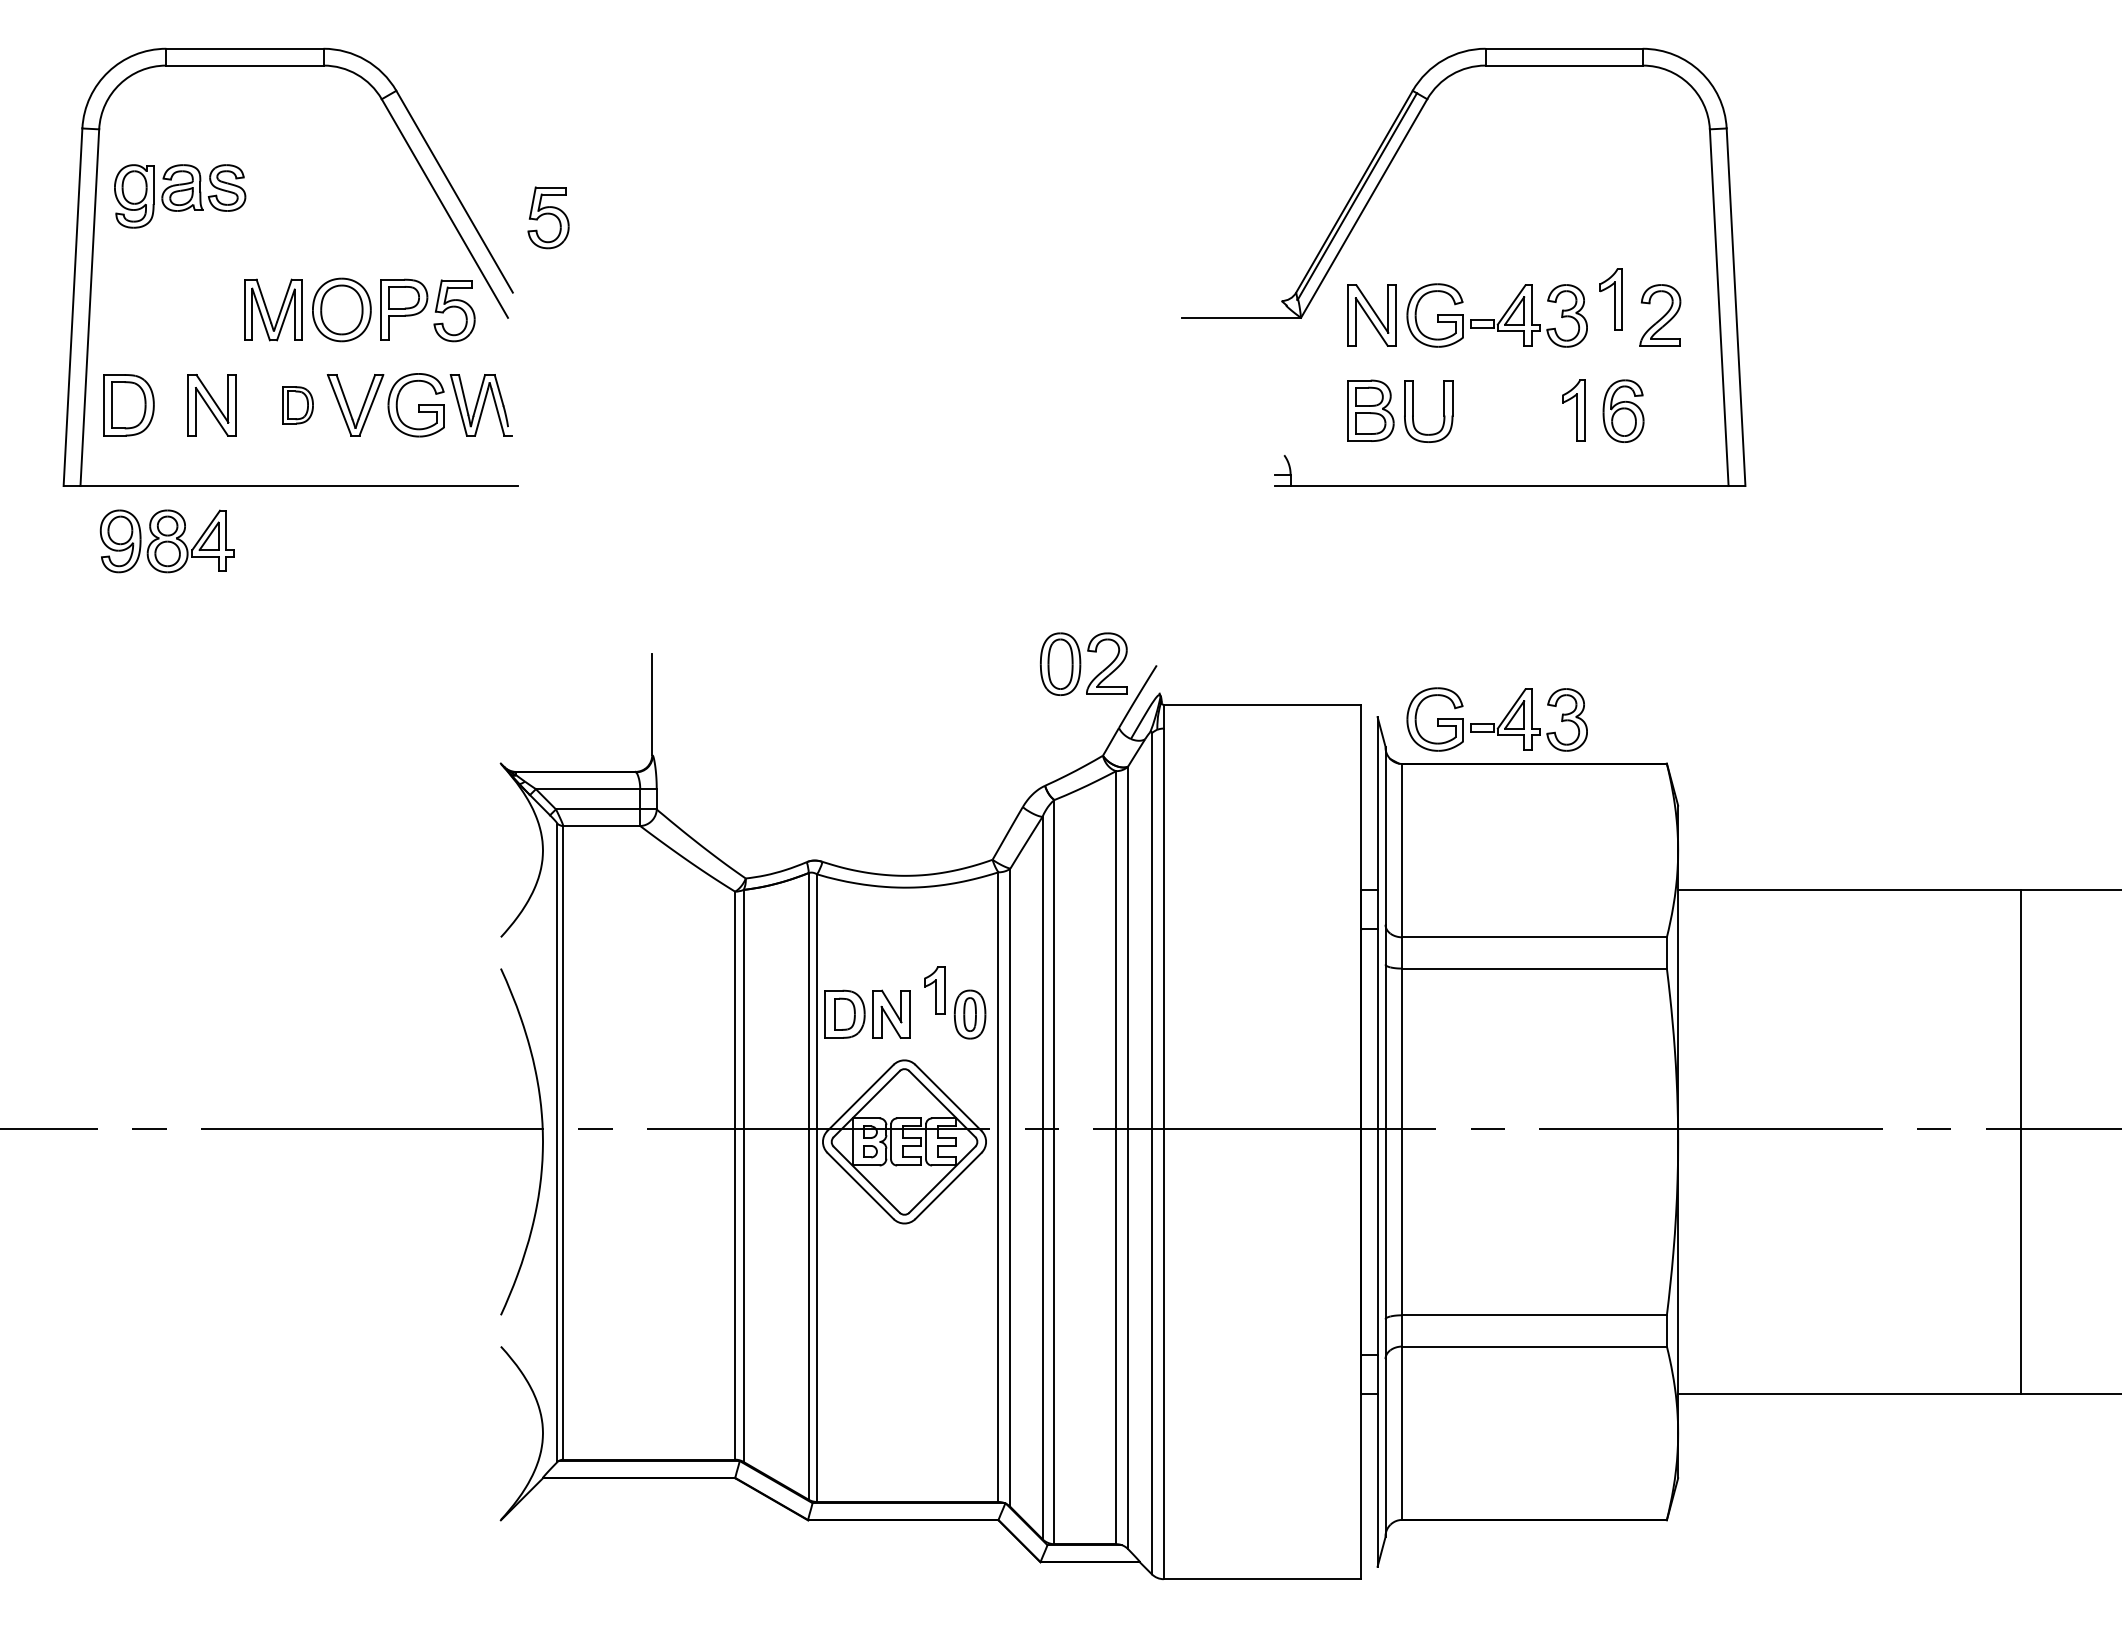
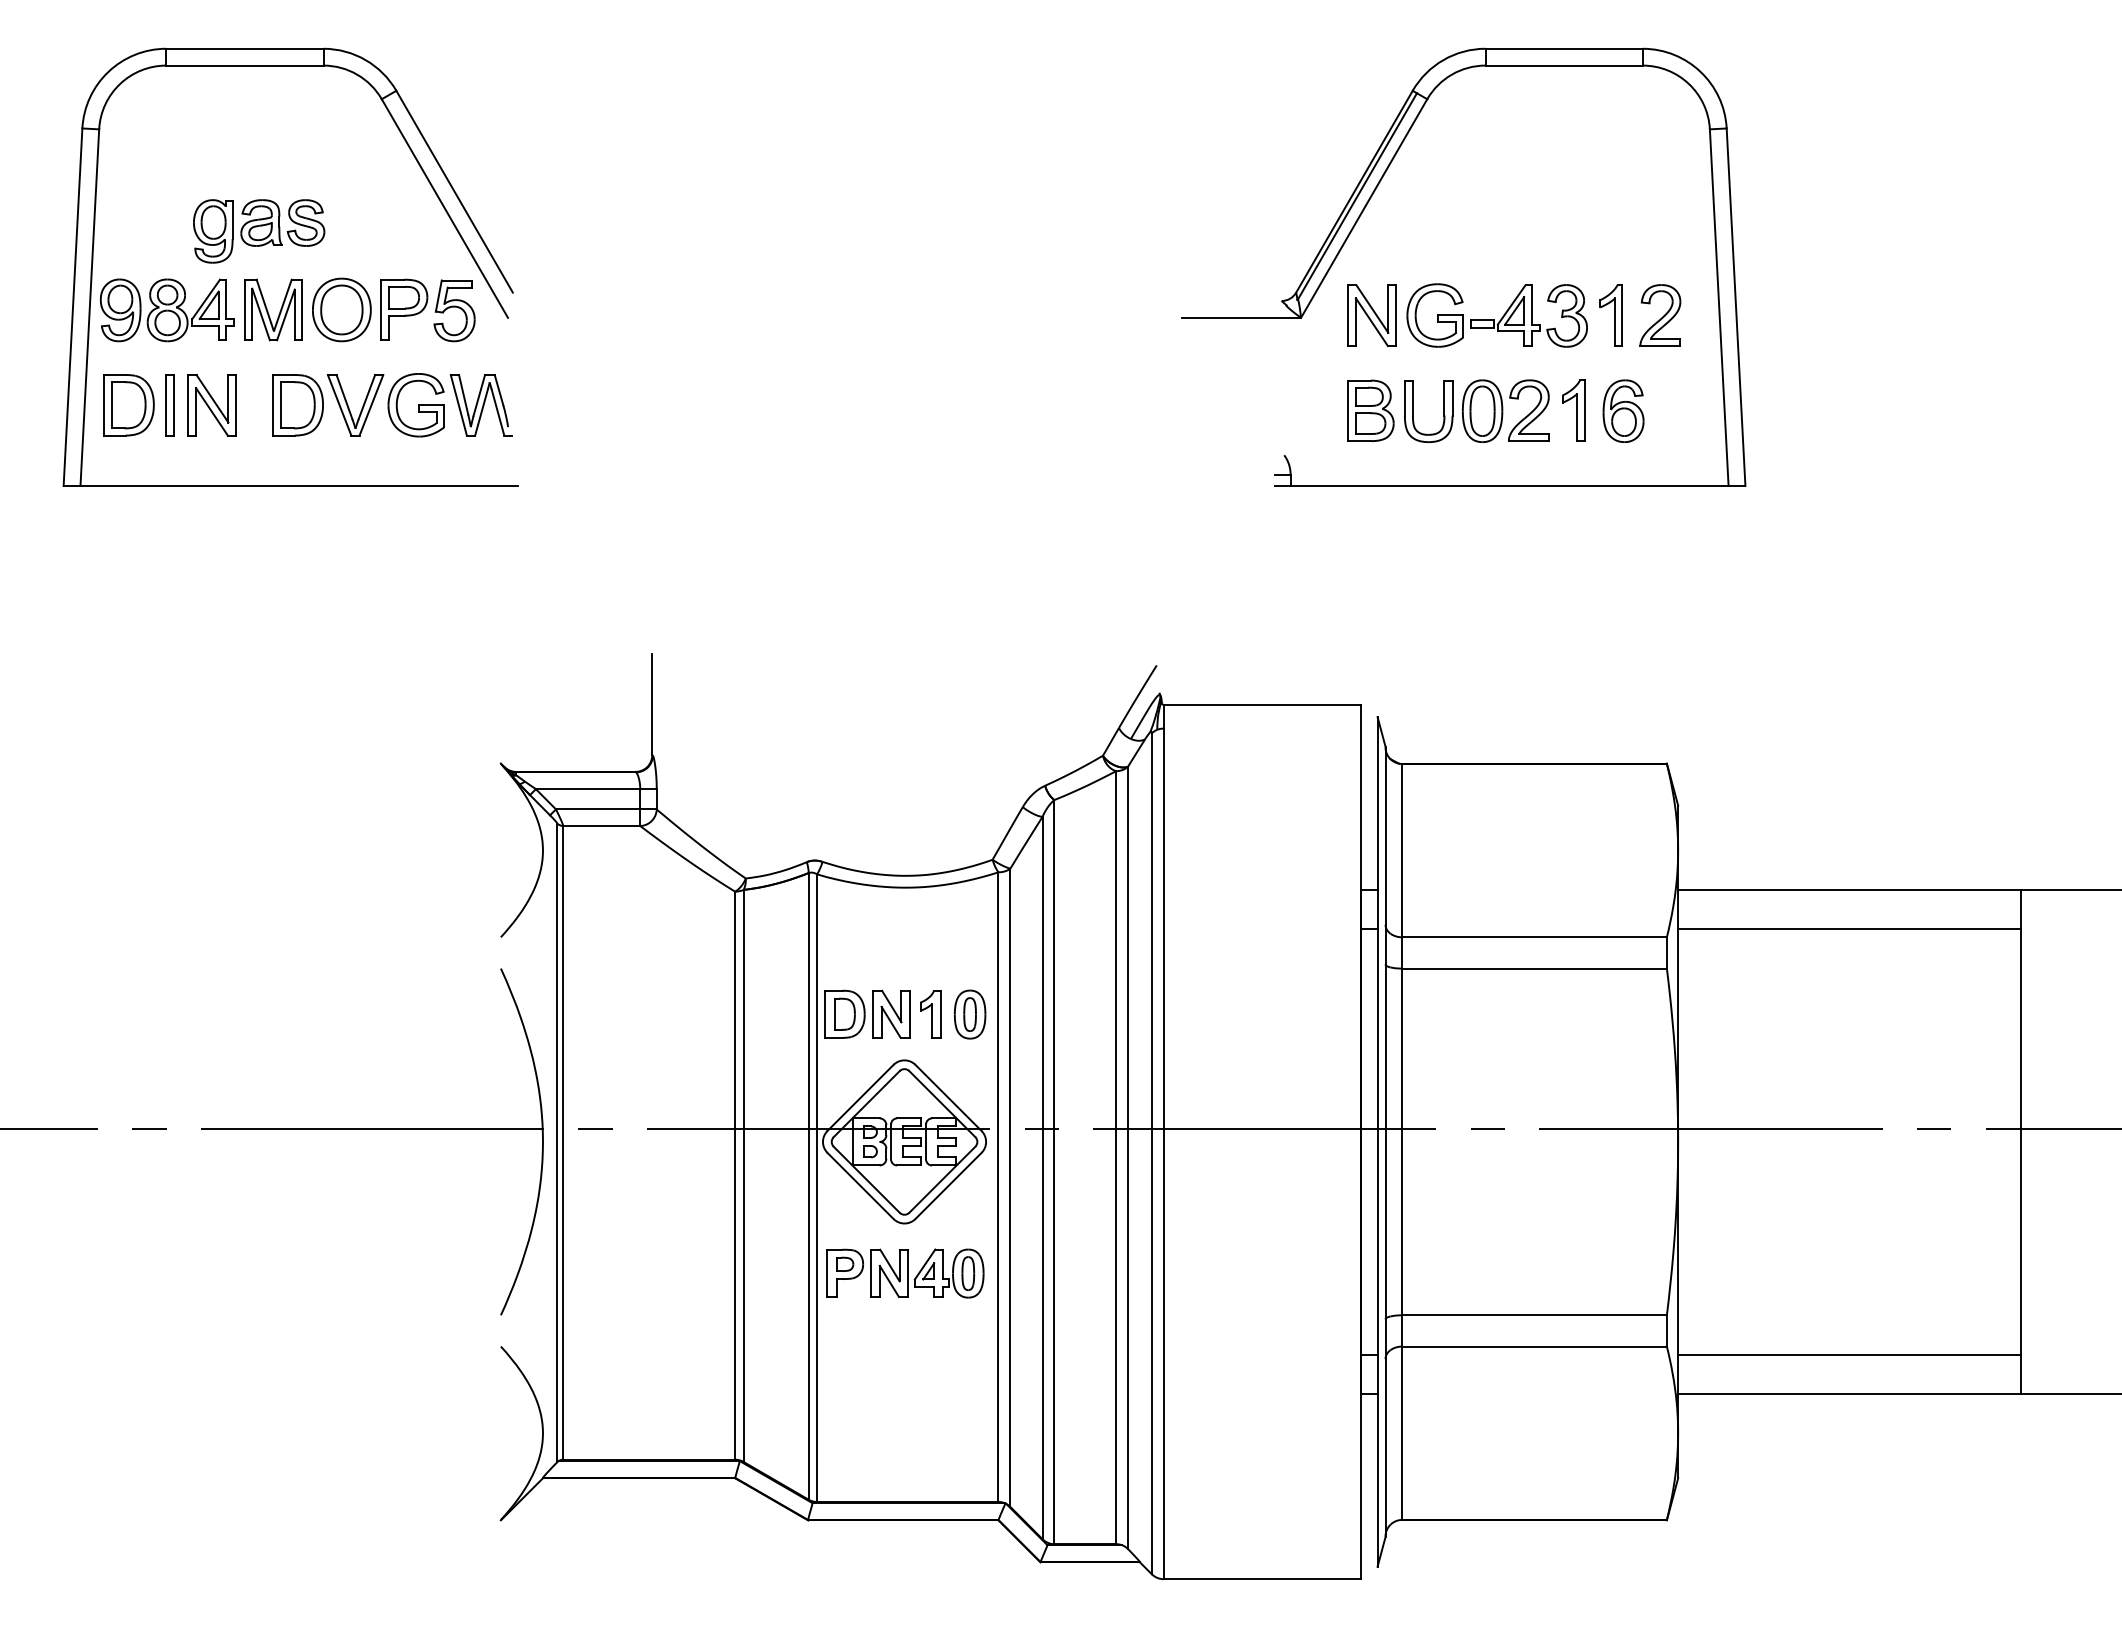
part position: (180, 196) -> (259, 231) (259, 231)
part: present -> none (548, 217)
part position: (1610, 299) -> (1610, 315) (1610, 315)
part: none -> present (169, 405)
part size: 32x39 px -> 52x63 px (297, 405)
part position: (166, 541) -> (166, 310) (166, 310)
part position: (1083, 663) -> (1505, 410) (1505, 410)
part: present -> none (1496, 719)
line: none -> present (1849, 928)
part position: (934, 990) -> (930, 1014) (930, 1014)
part: none -> present (905, 1273)
line: none -> present (1849, 1355)
